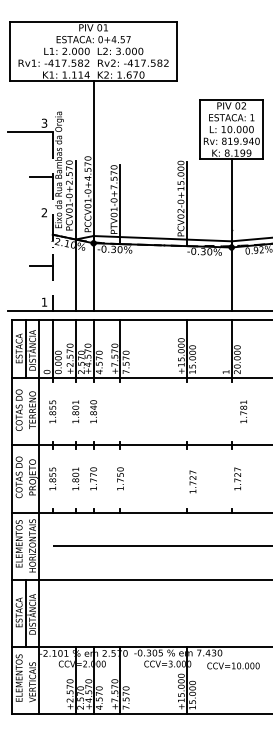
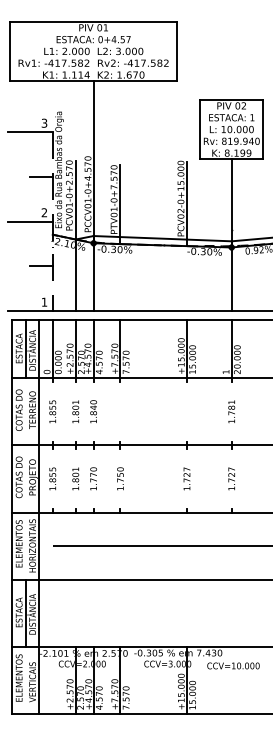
line: none -> present (30, 221)
text position: (243, 411) -> (231, 411) (231, 411)
text position: (237, 478) -> (231, 478) (231, 478)
text position: (192, 481) -> (186, 478) (186, 478)
